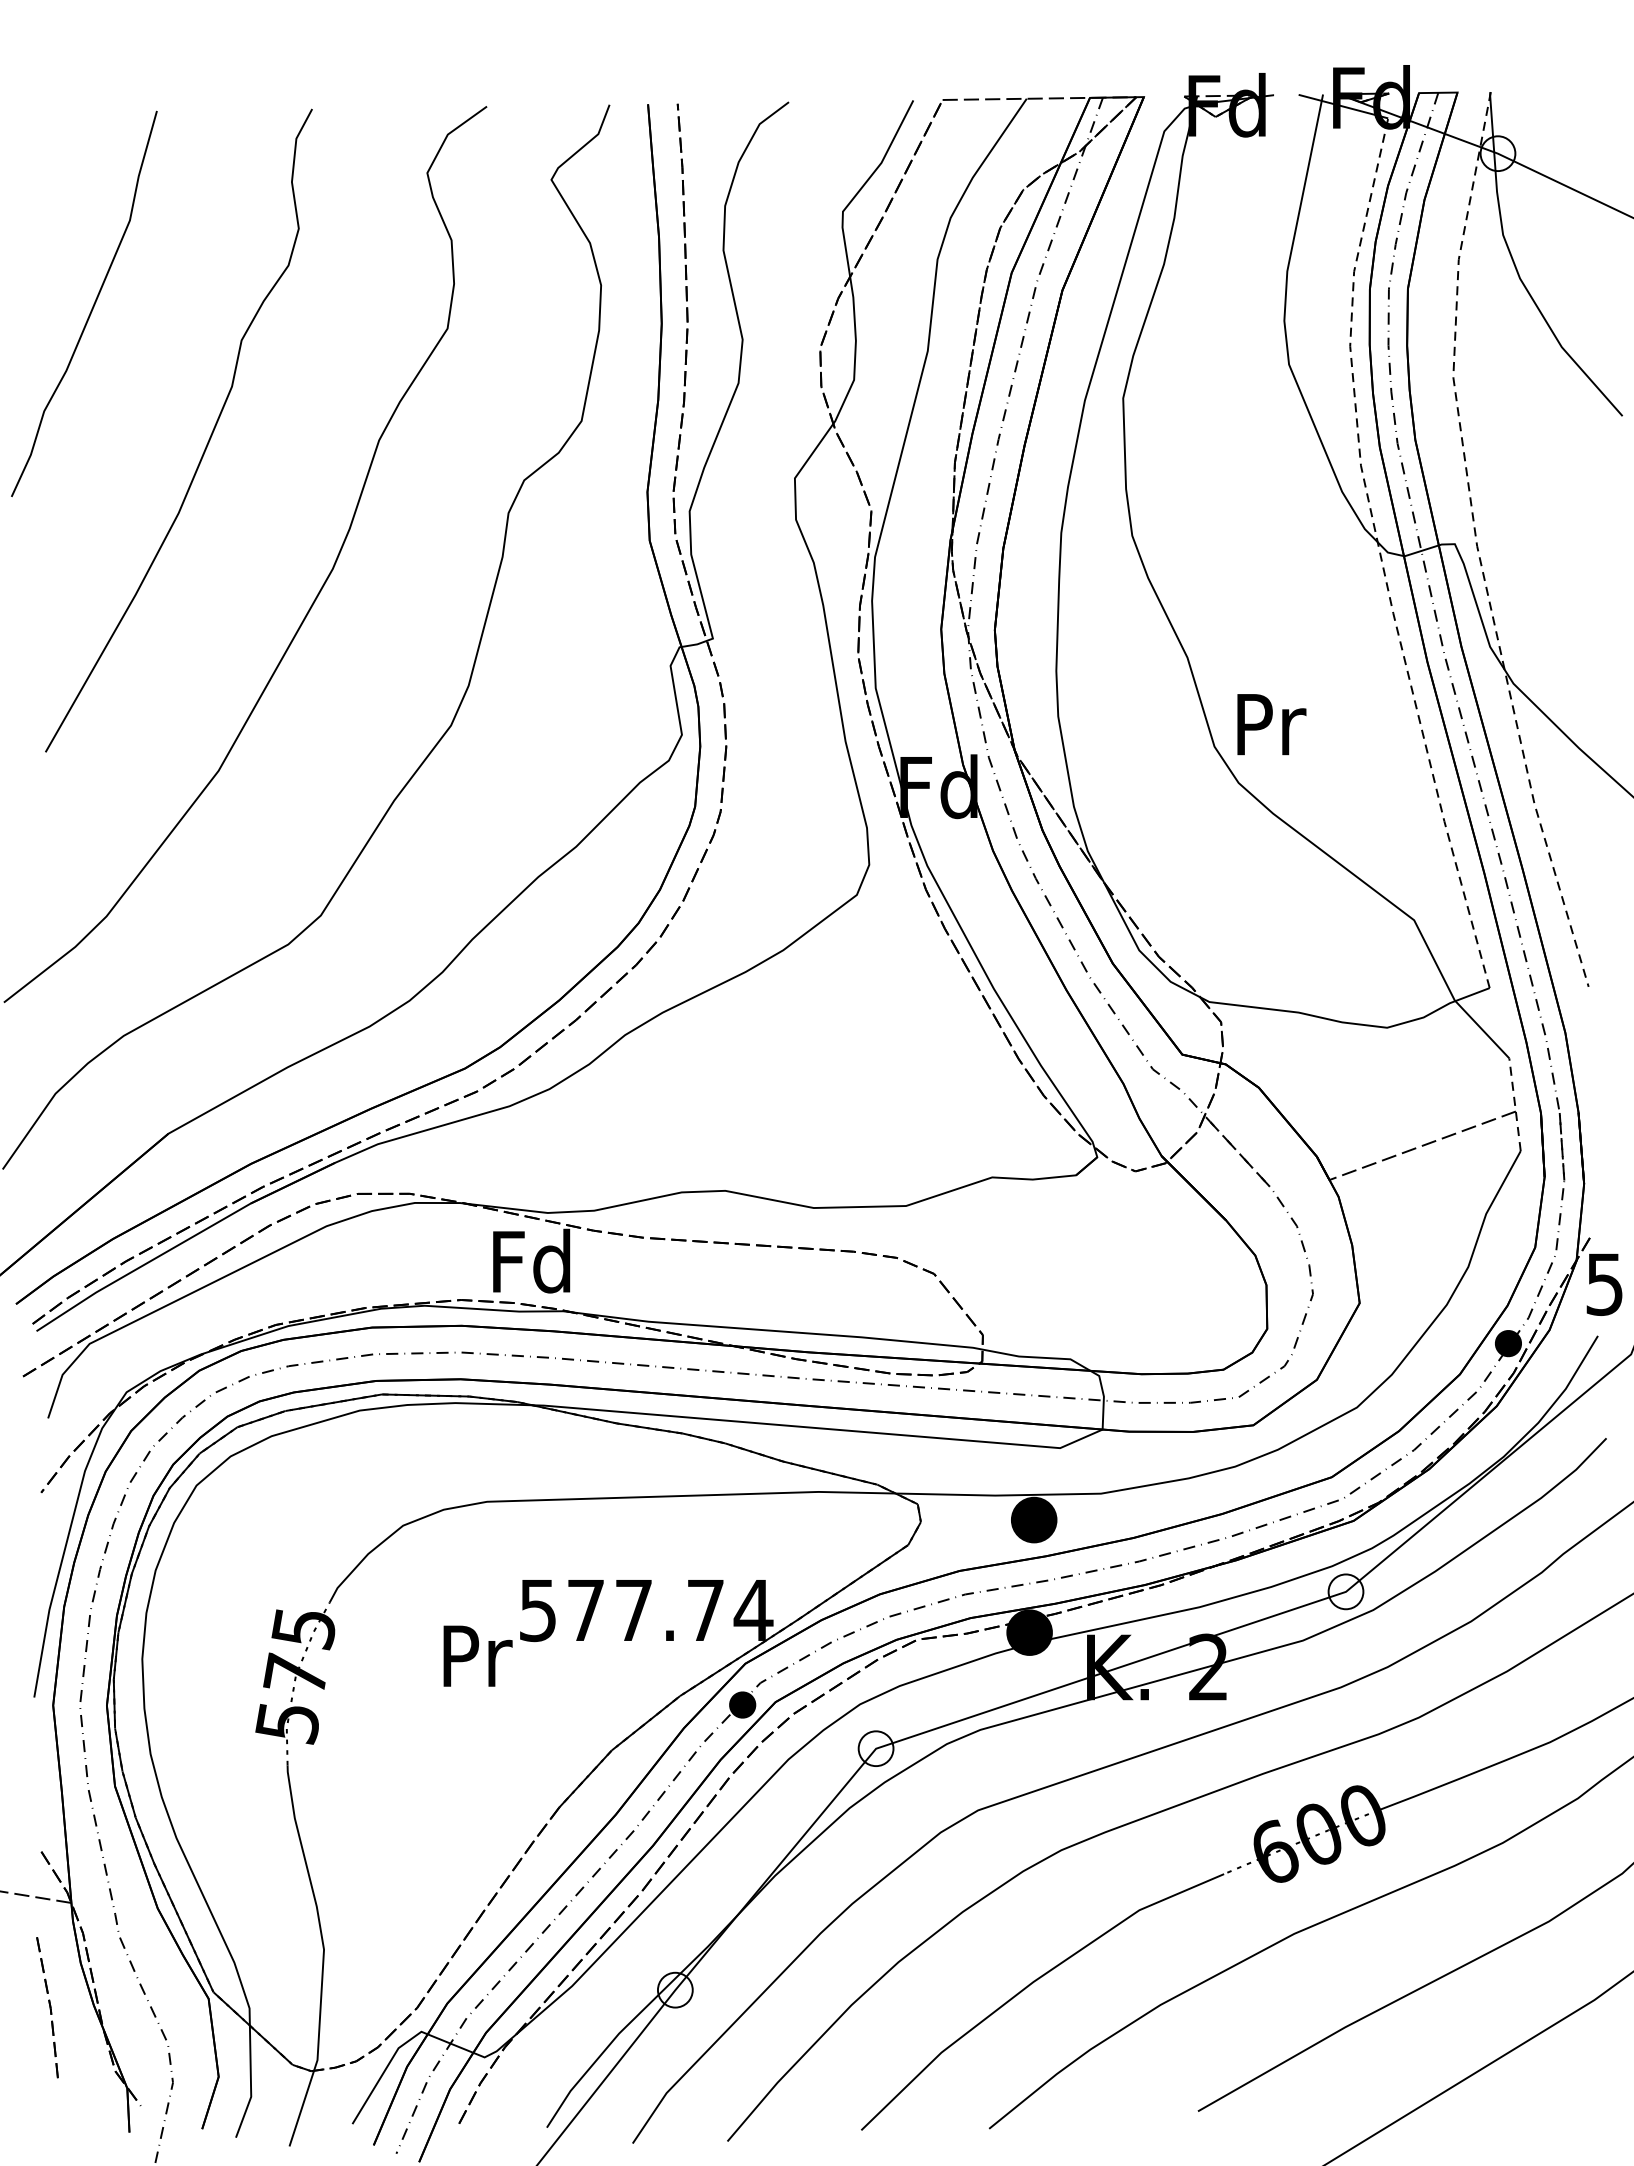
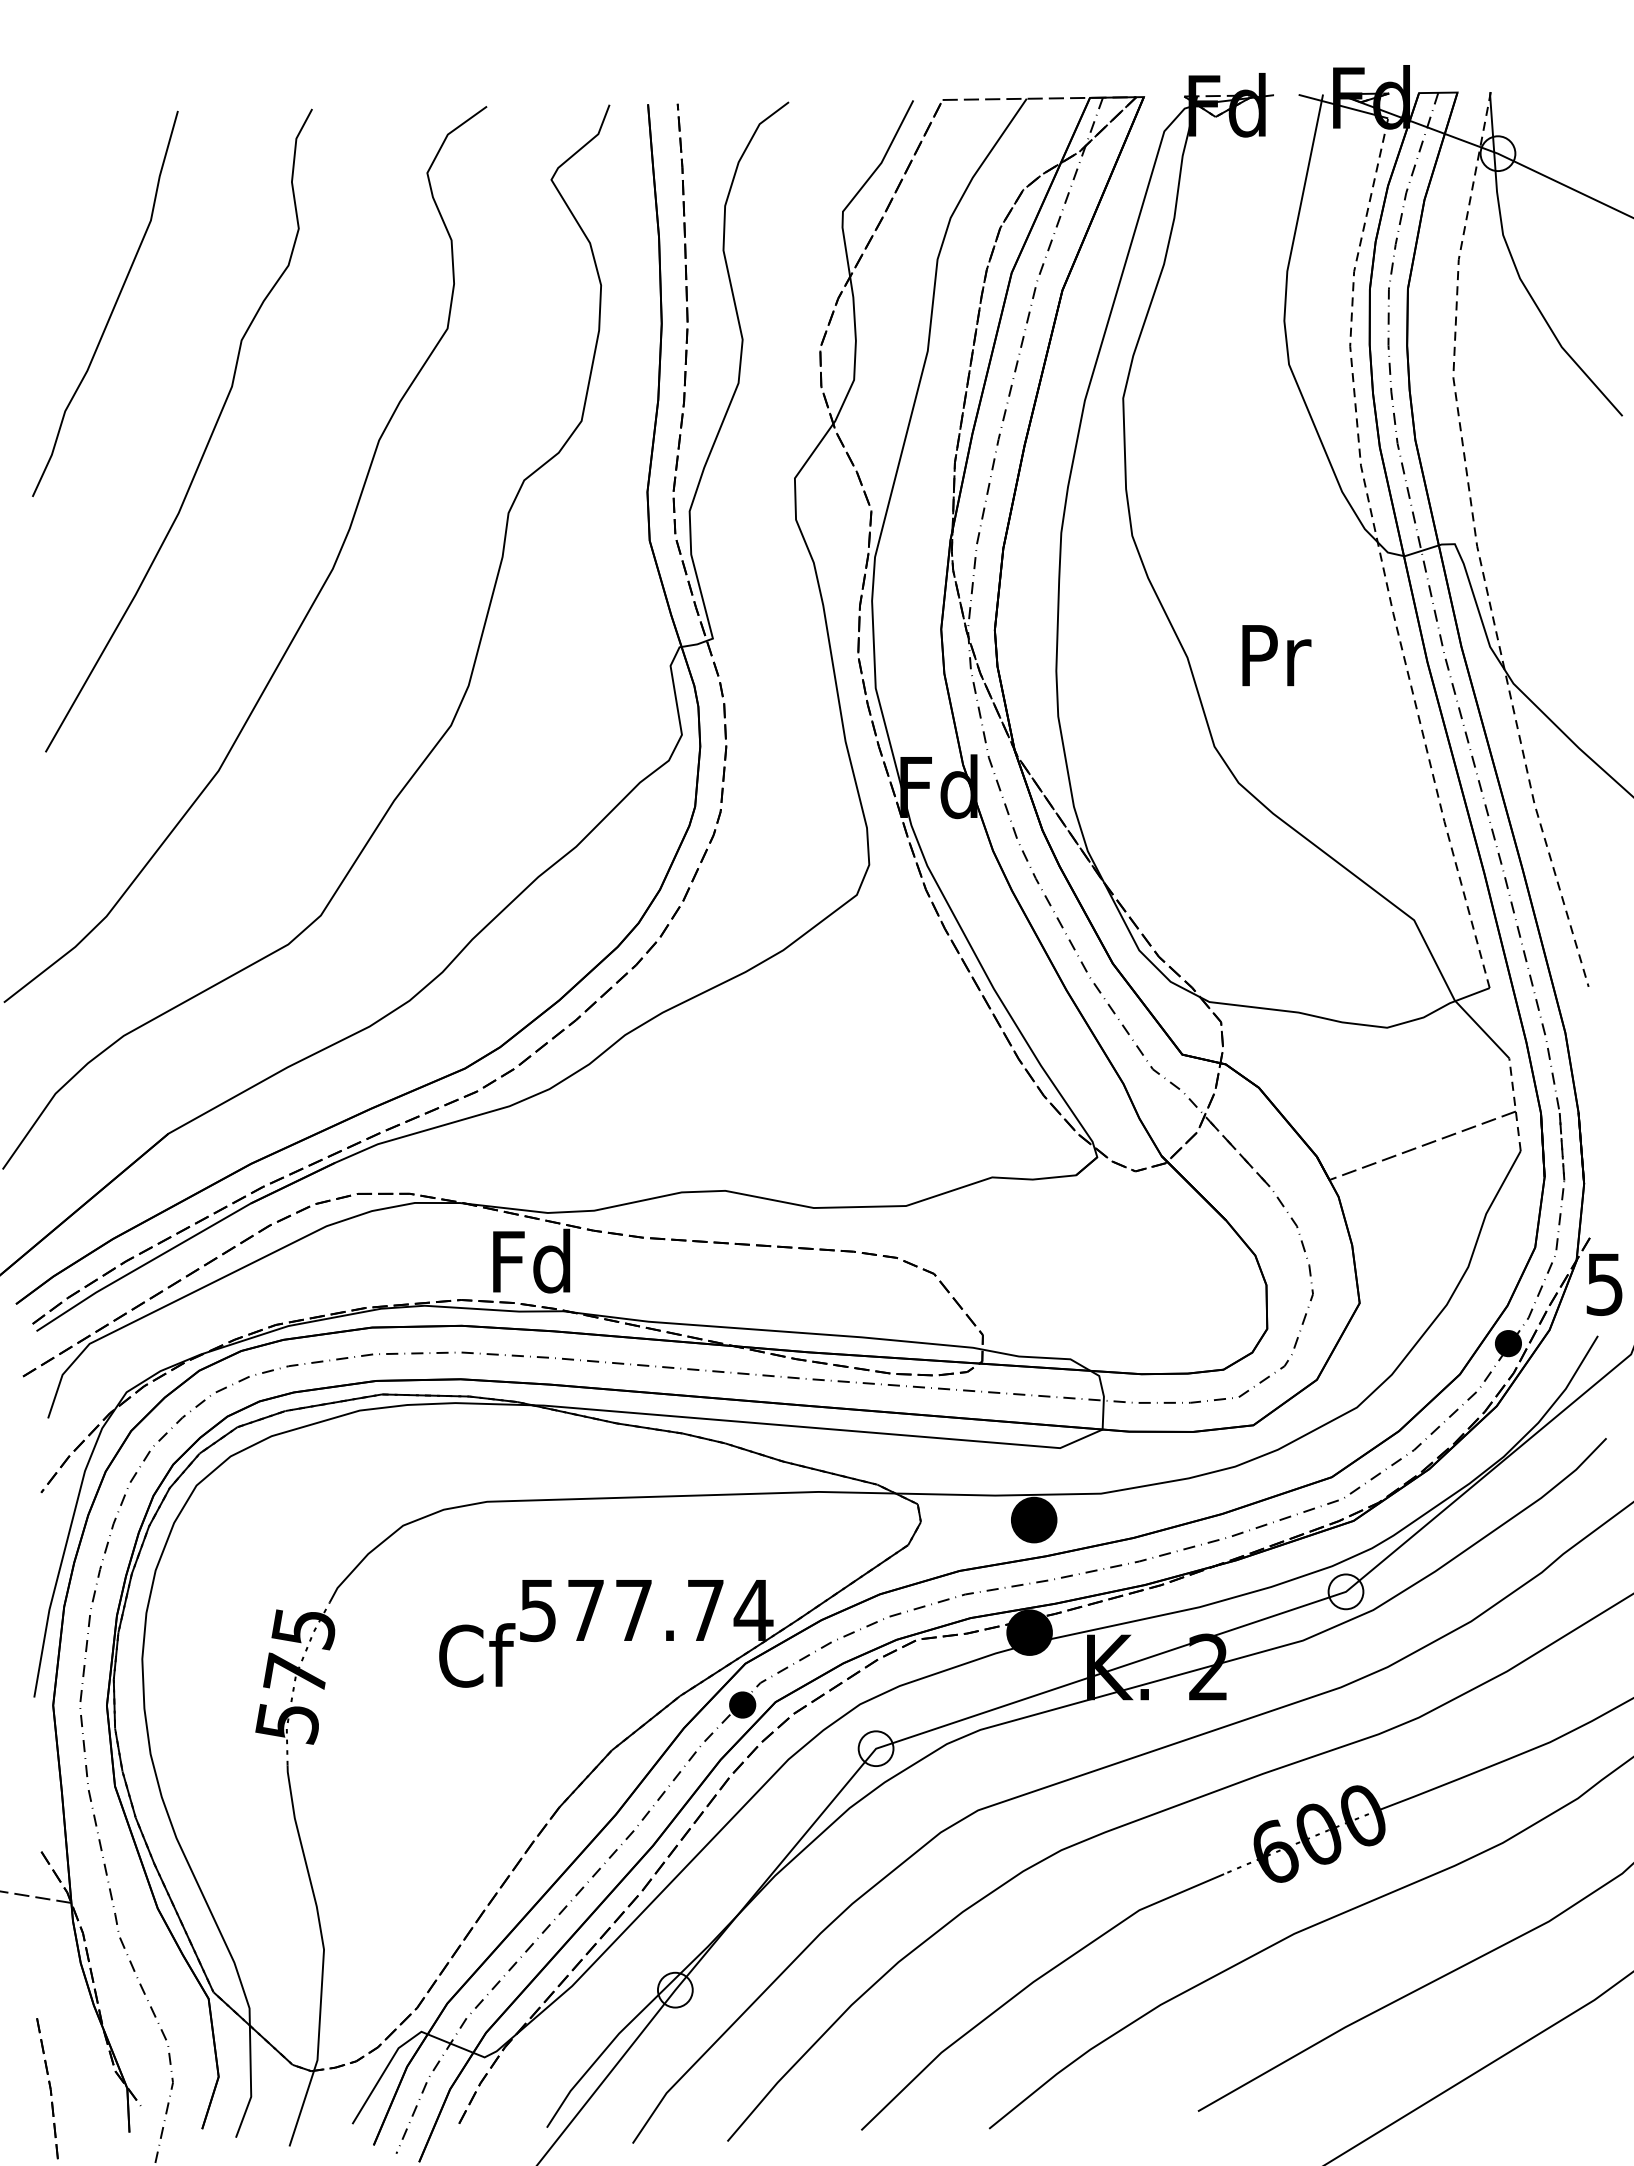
curve position: (92, 306) -> (113, 306) (113, 306)
text position: (1271, 724) -> (1276, 655) (1276, 655)
text: Pr -> Cf (477, 1655)
part position: (47, 2007) -> (47, 2088) (47, 2088)
